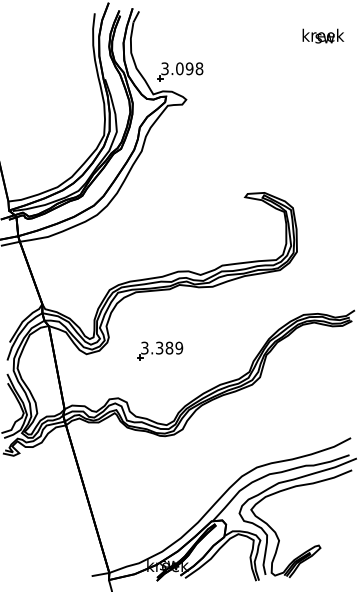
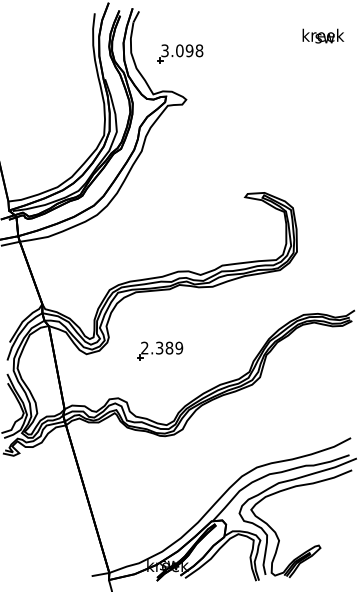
part position: (180, 71) -> (180, 53) (180, 53)
text: 3.389 -> 2.389 (144, 348)
